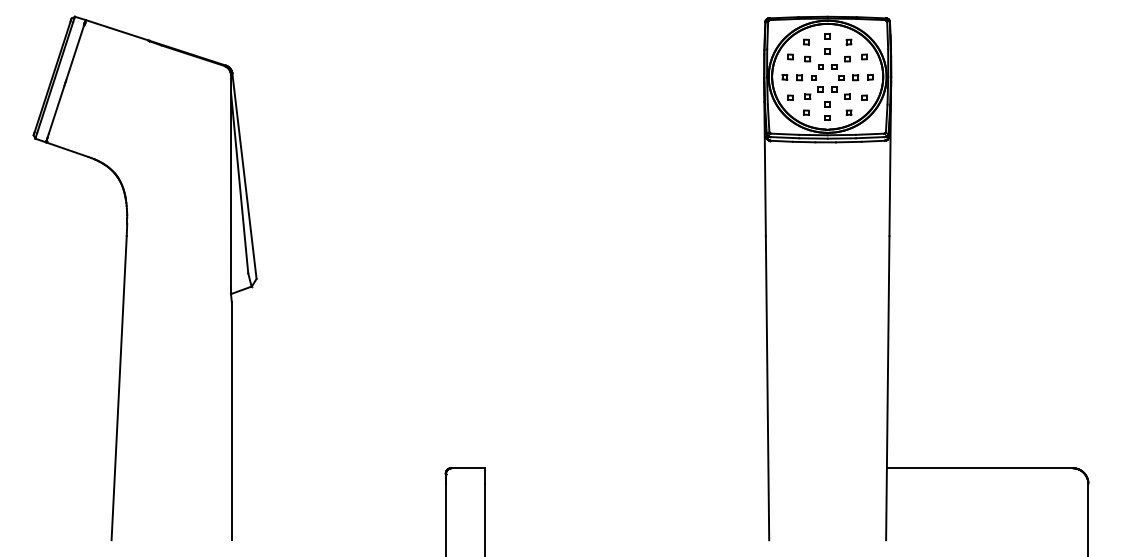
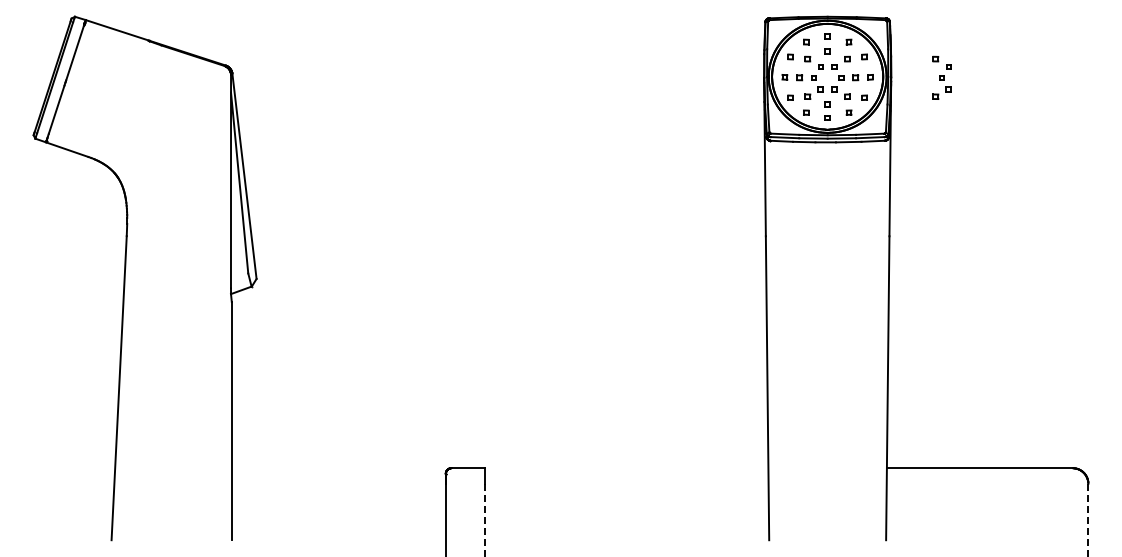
part: none -> present (941, 77)
line: solid -> dashed (484, 520)
line: solid -> dashed (1088, 520)
